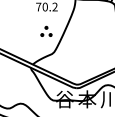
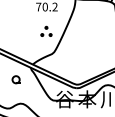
part: none -> present (15, 79)
